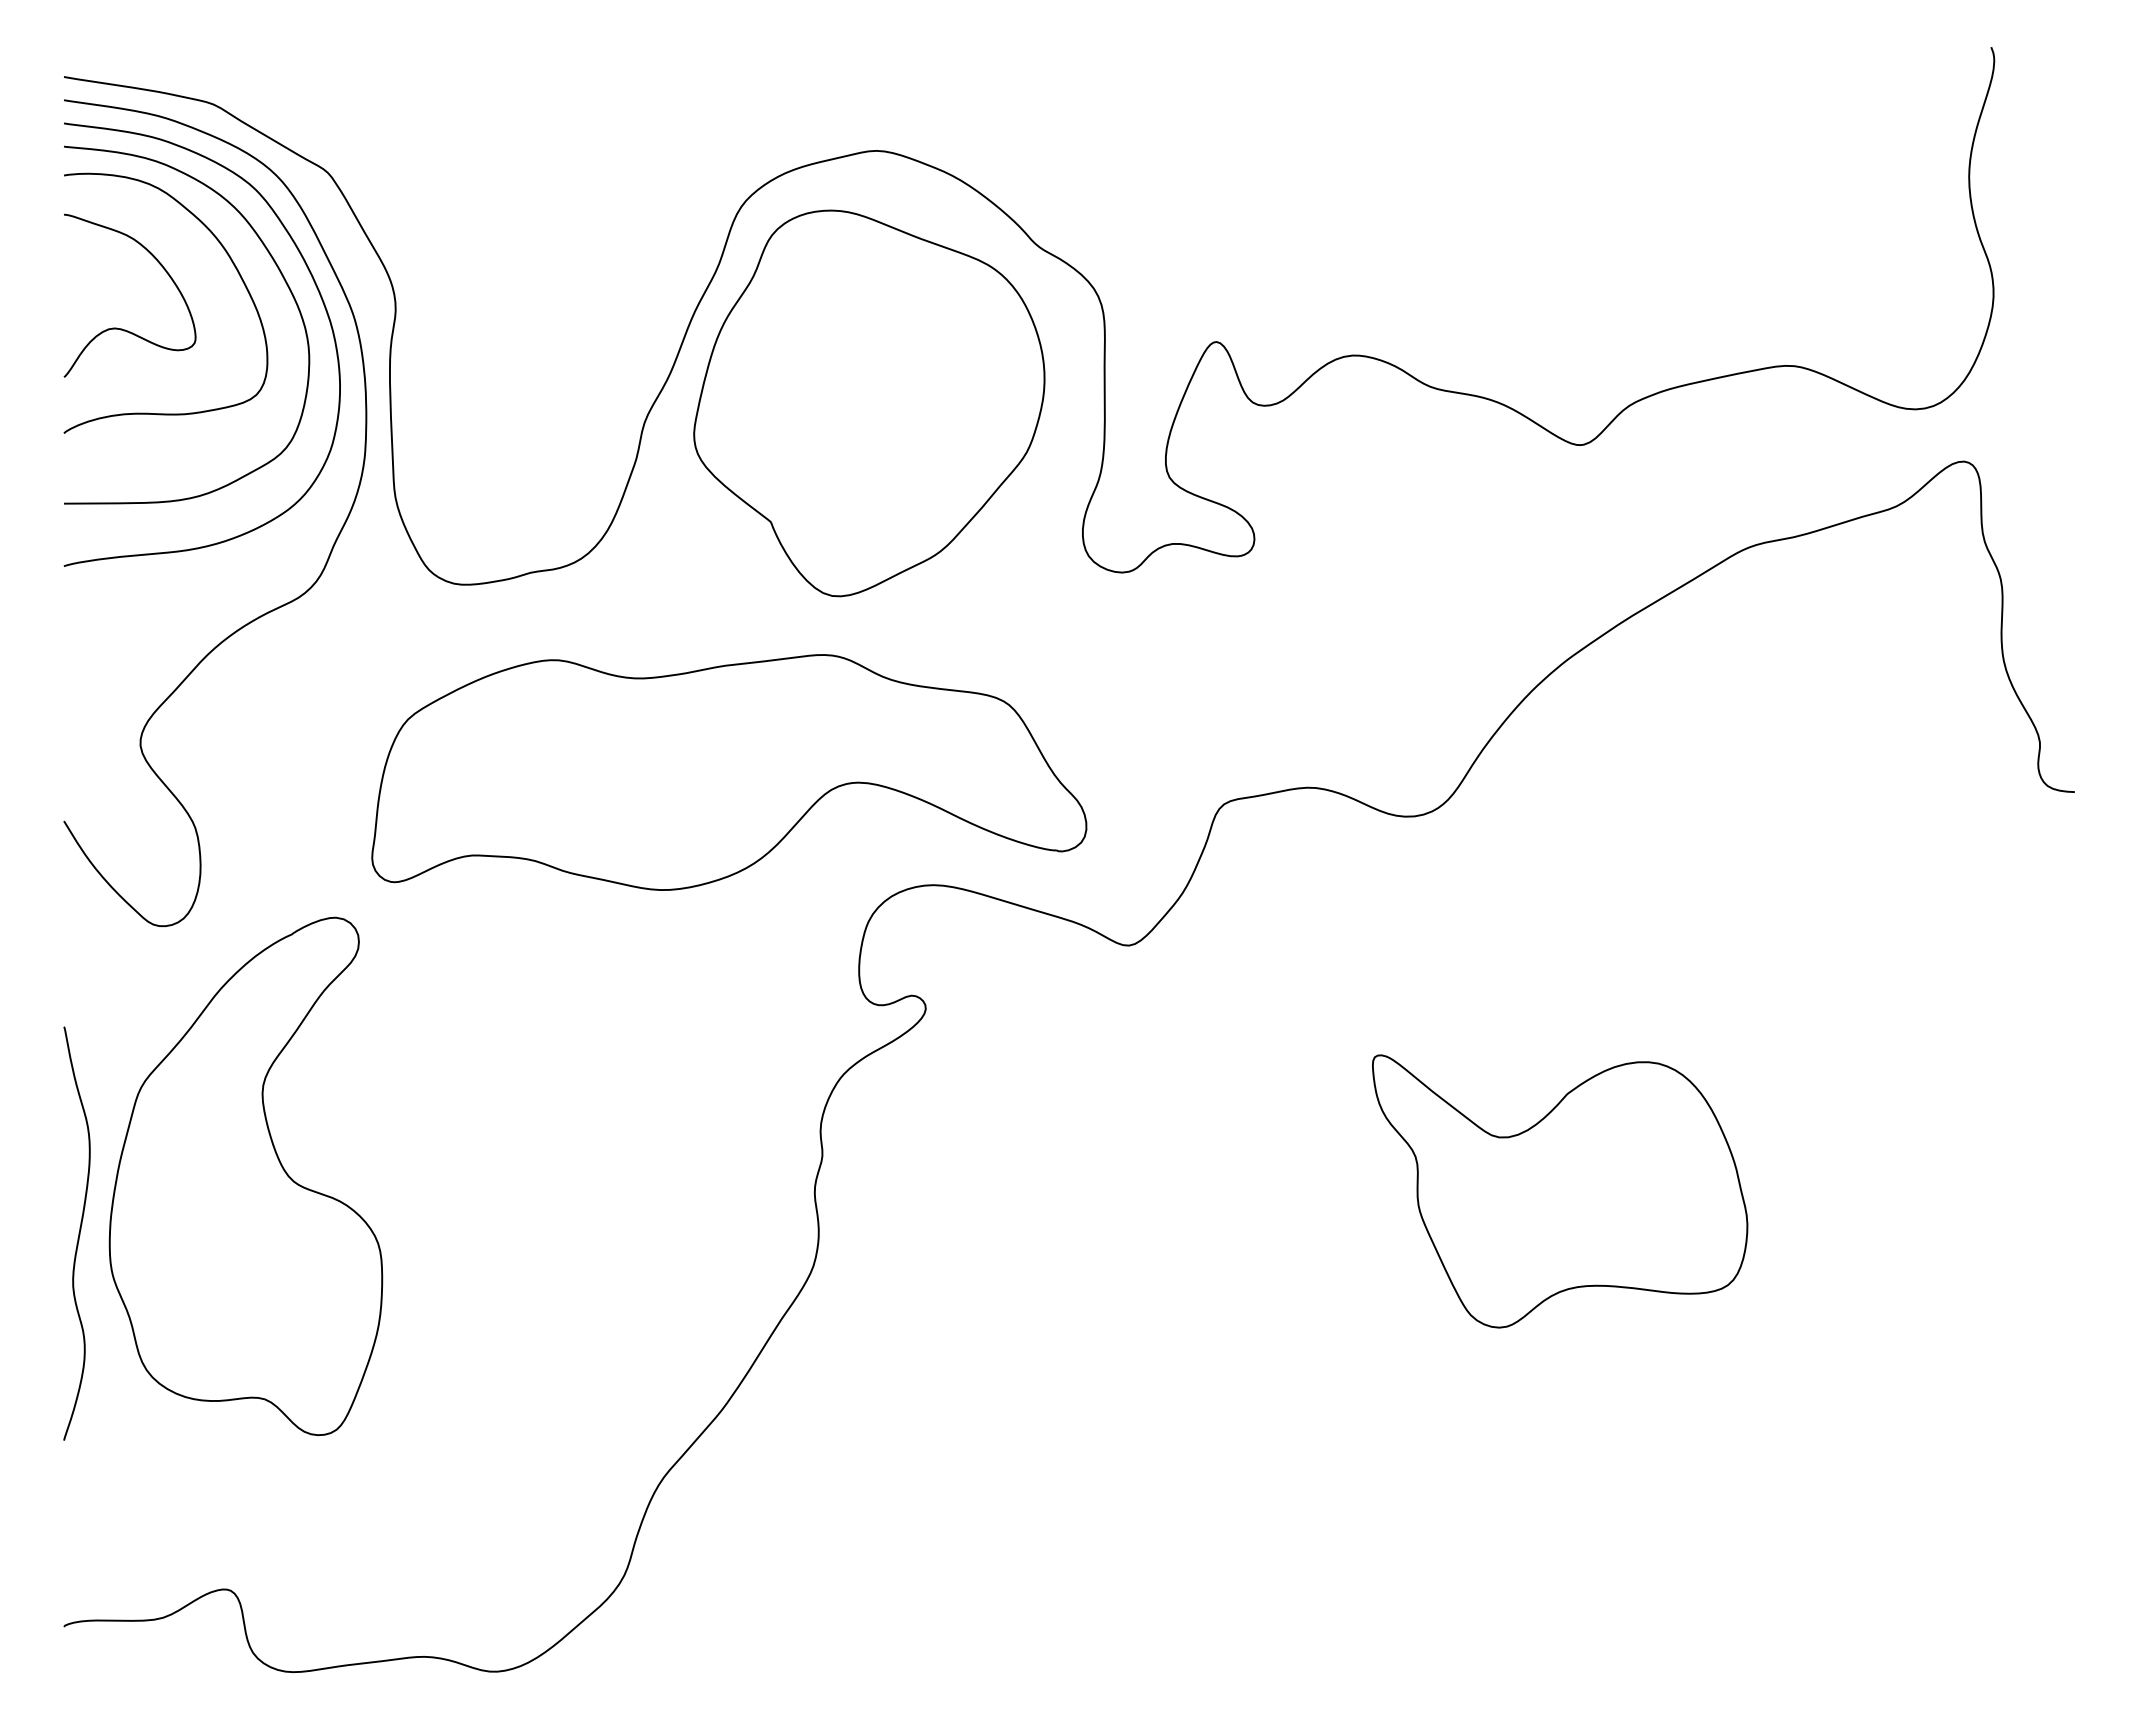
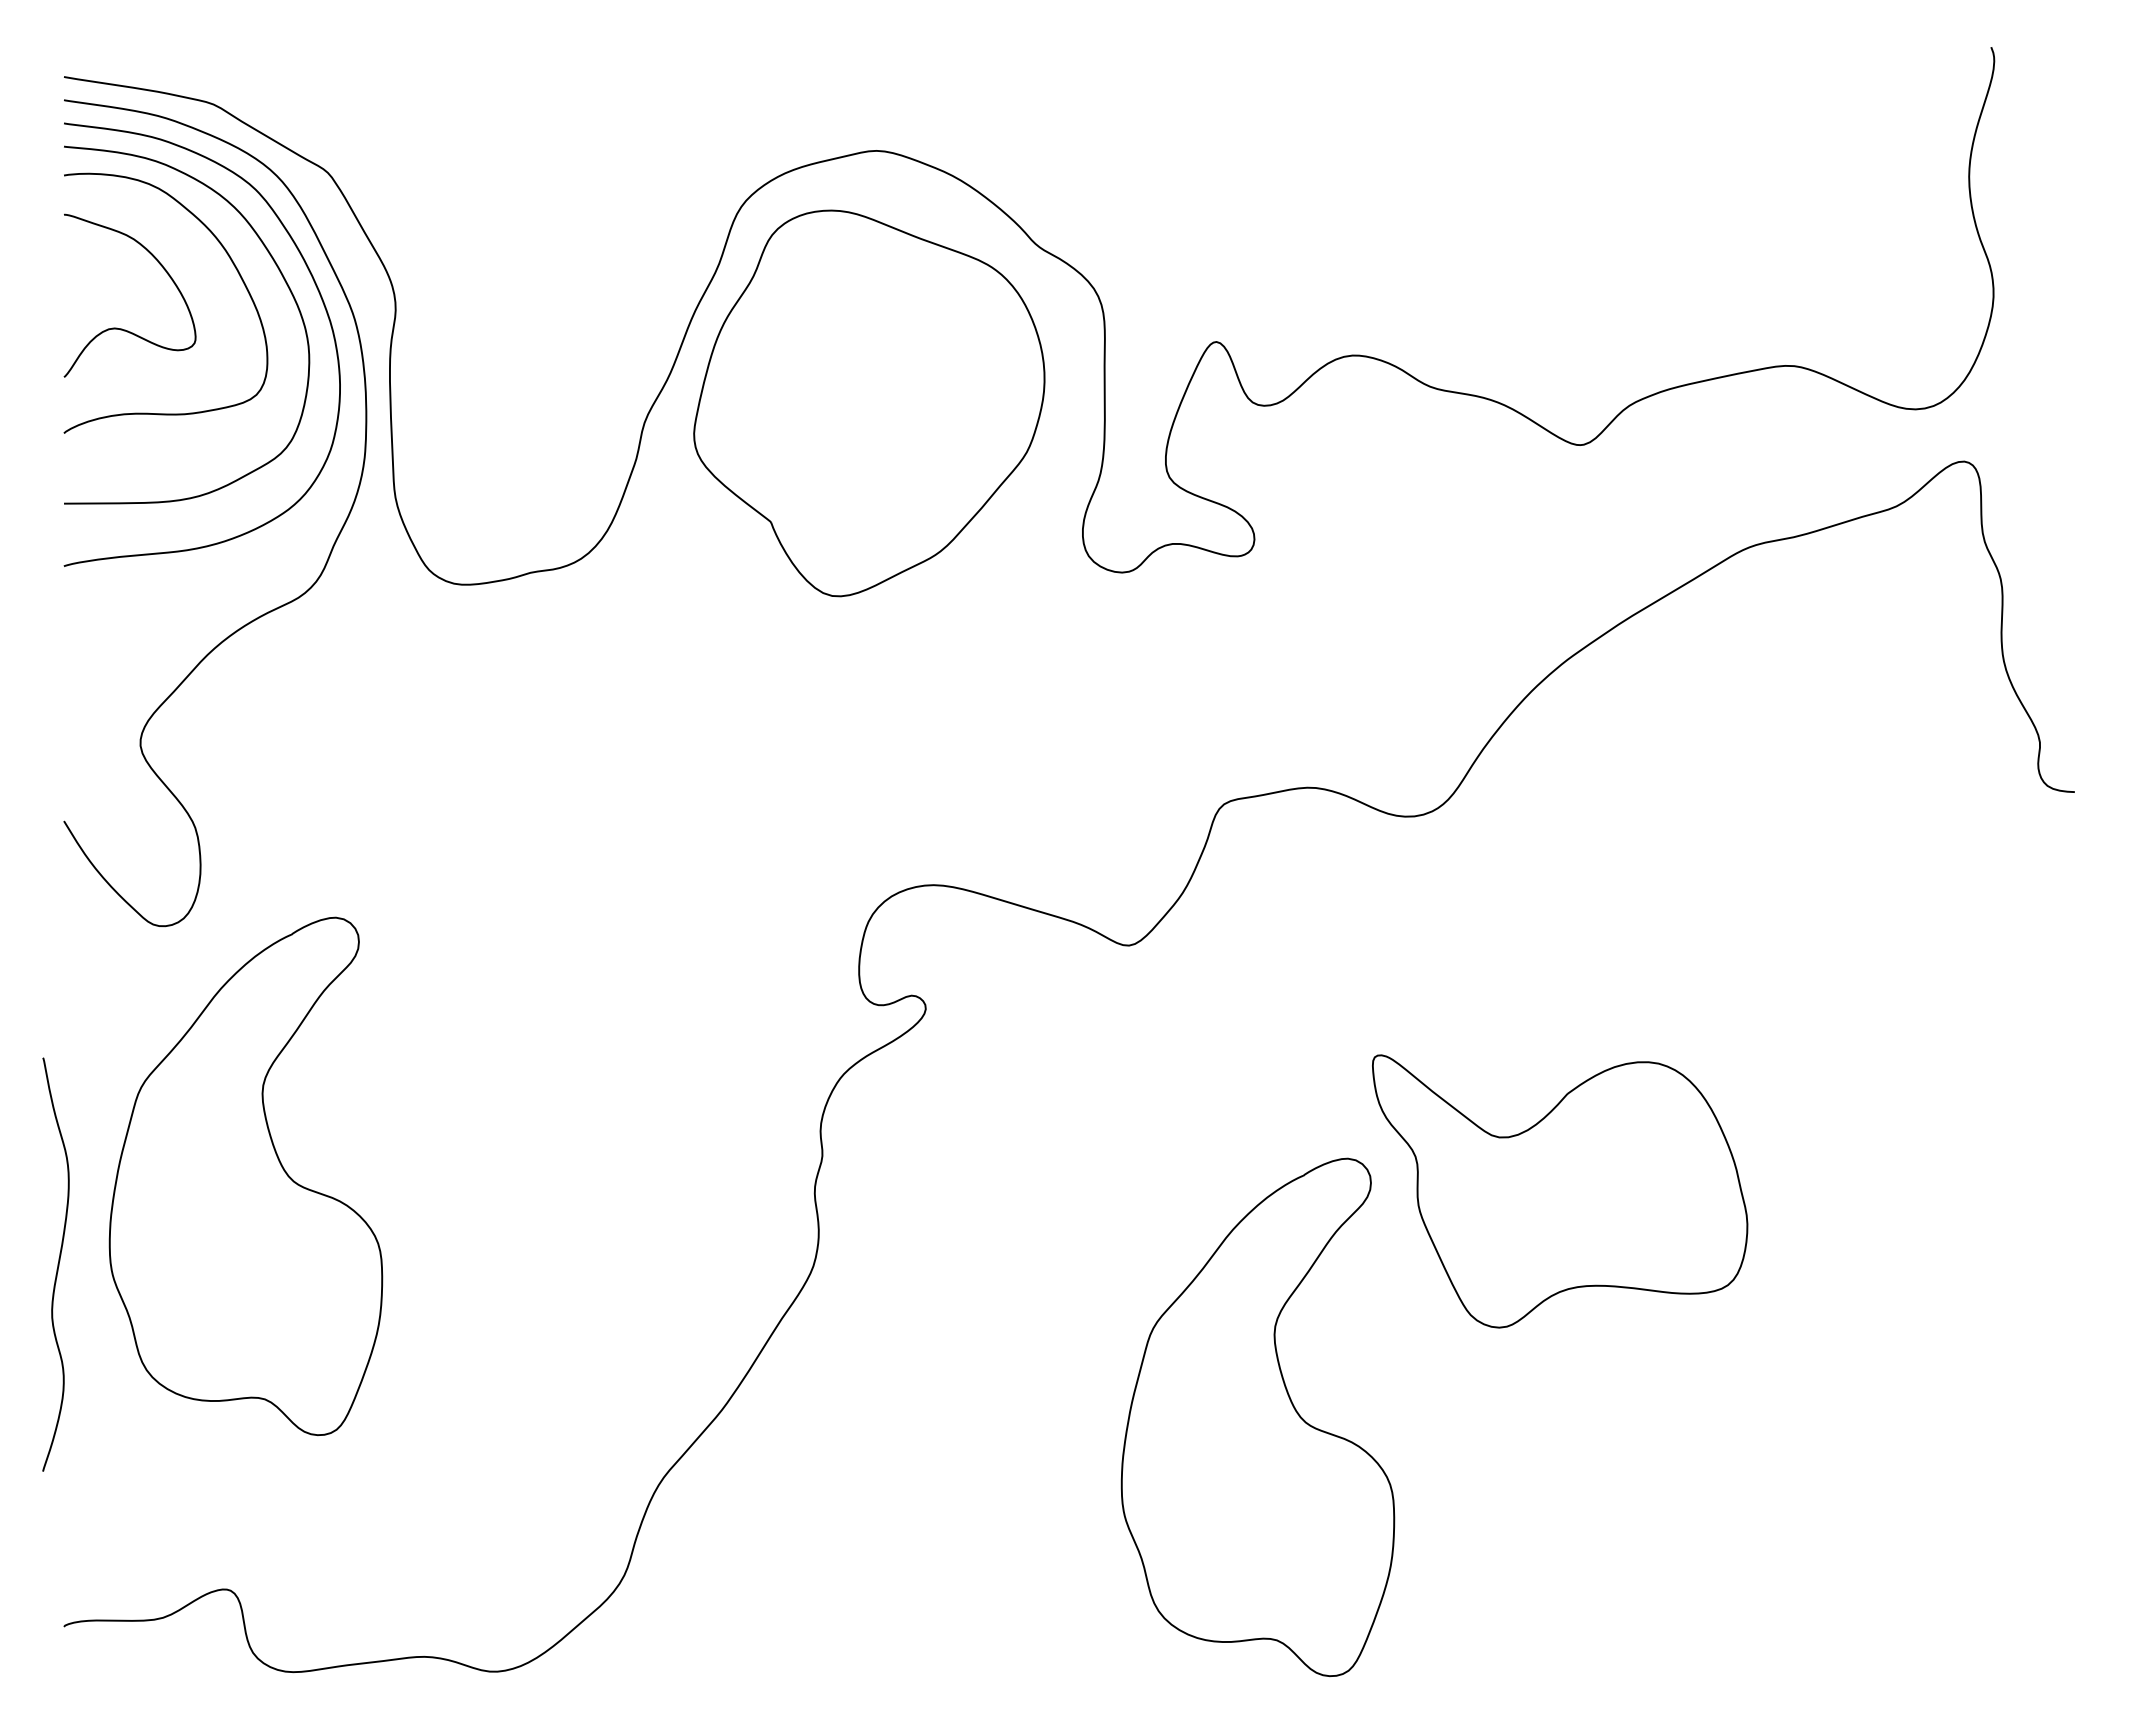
part: present -> none (729, 772)
curve position: (78, 1233) -> (57, 1264) (57, 1264)
part: none -> present (1257, 1416)
